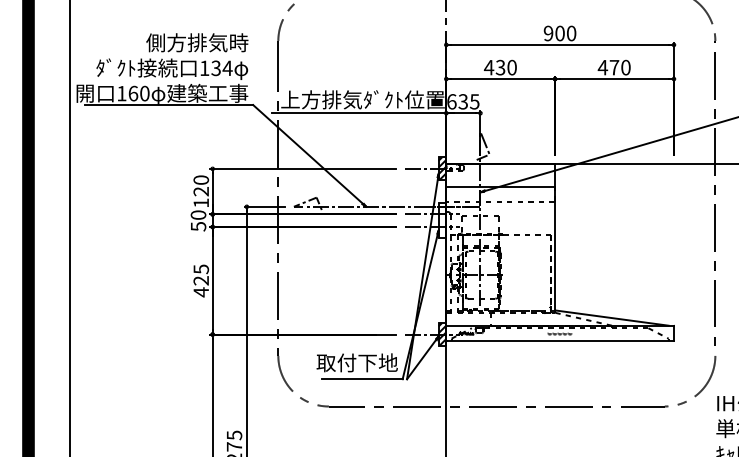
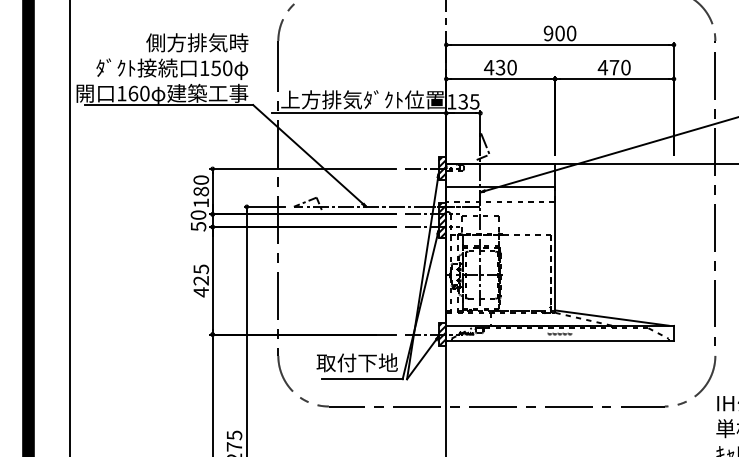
text: 134 -> 150 (221, 68)
text: 635 -> 135 (451, 101)
text: 120 -> 180 (201, 191)
hatch: none -> present (442, 220)
